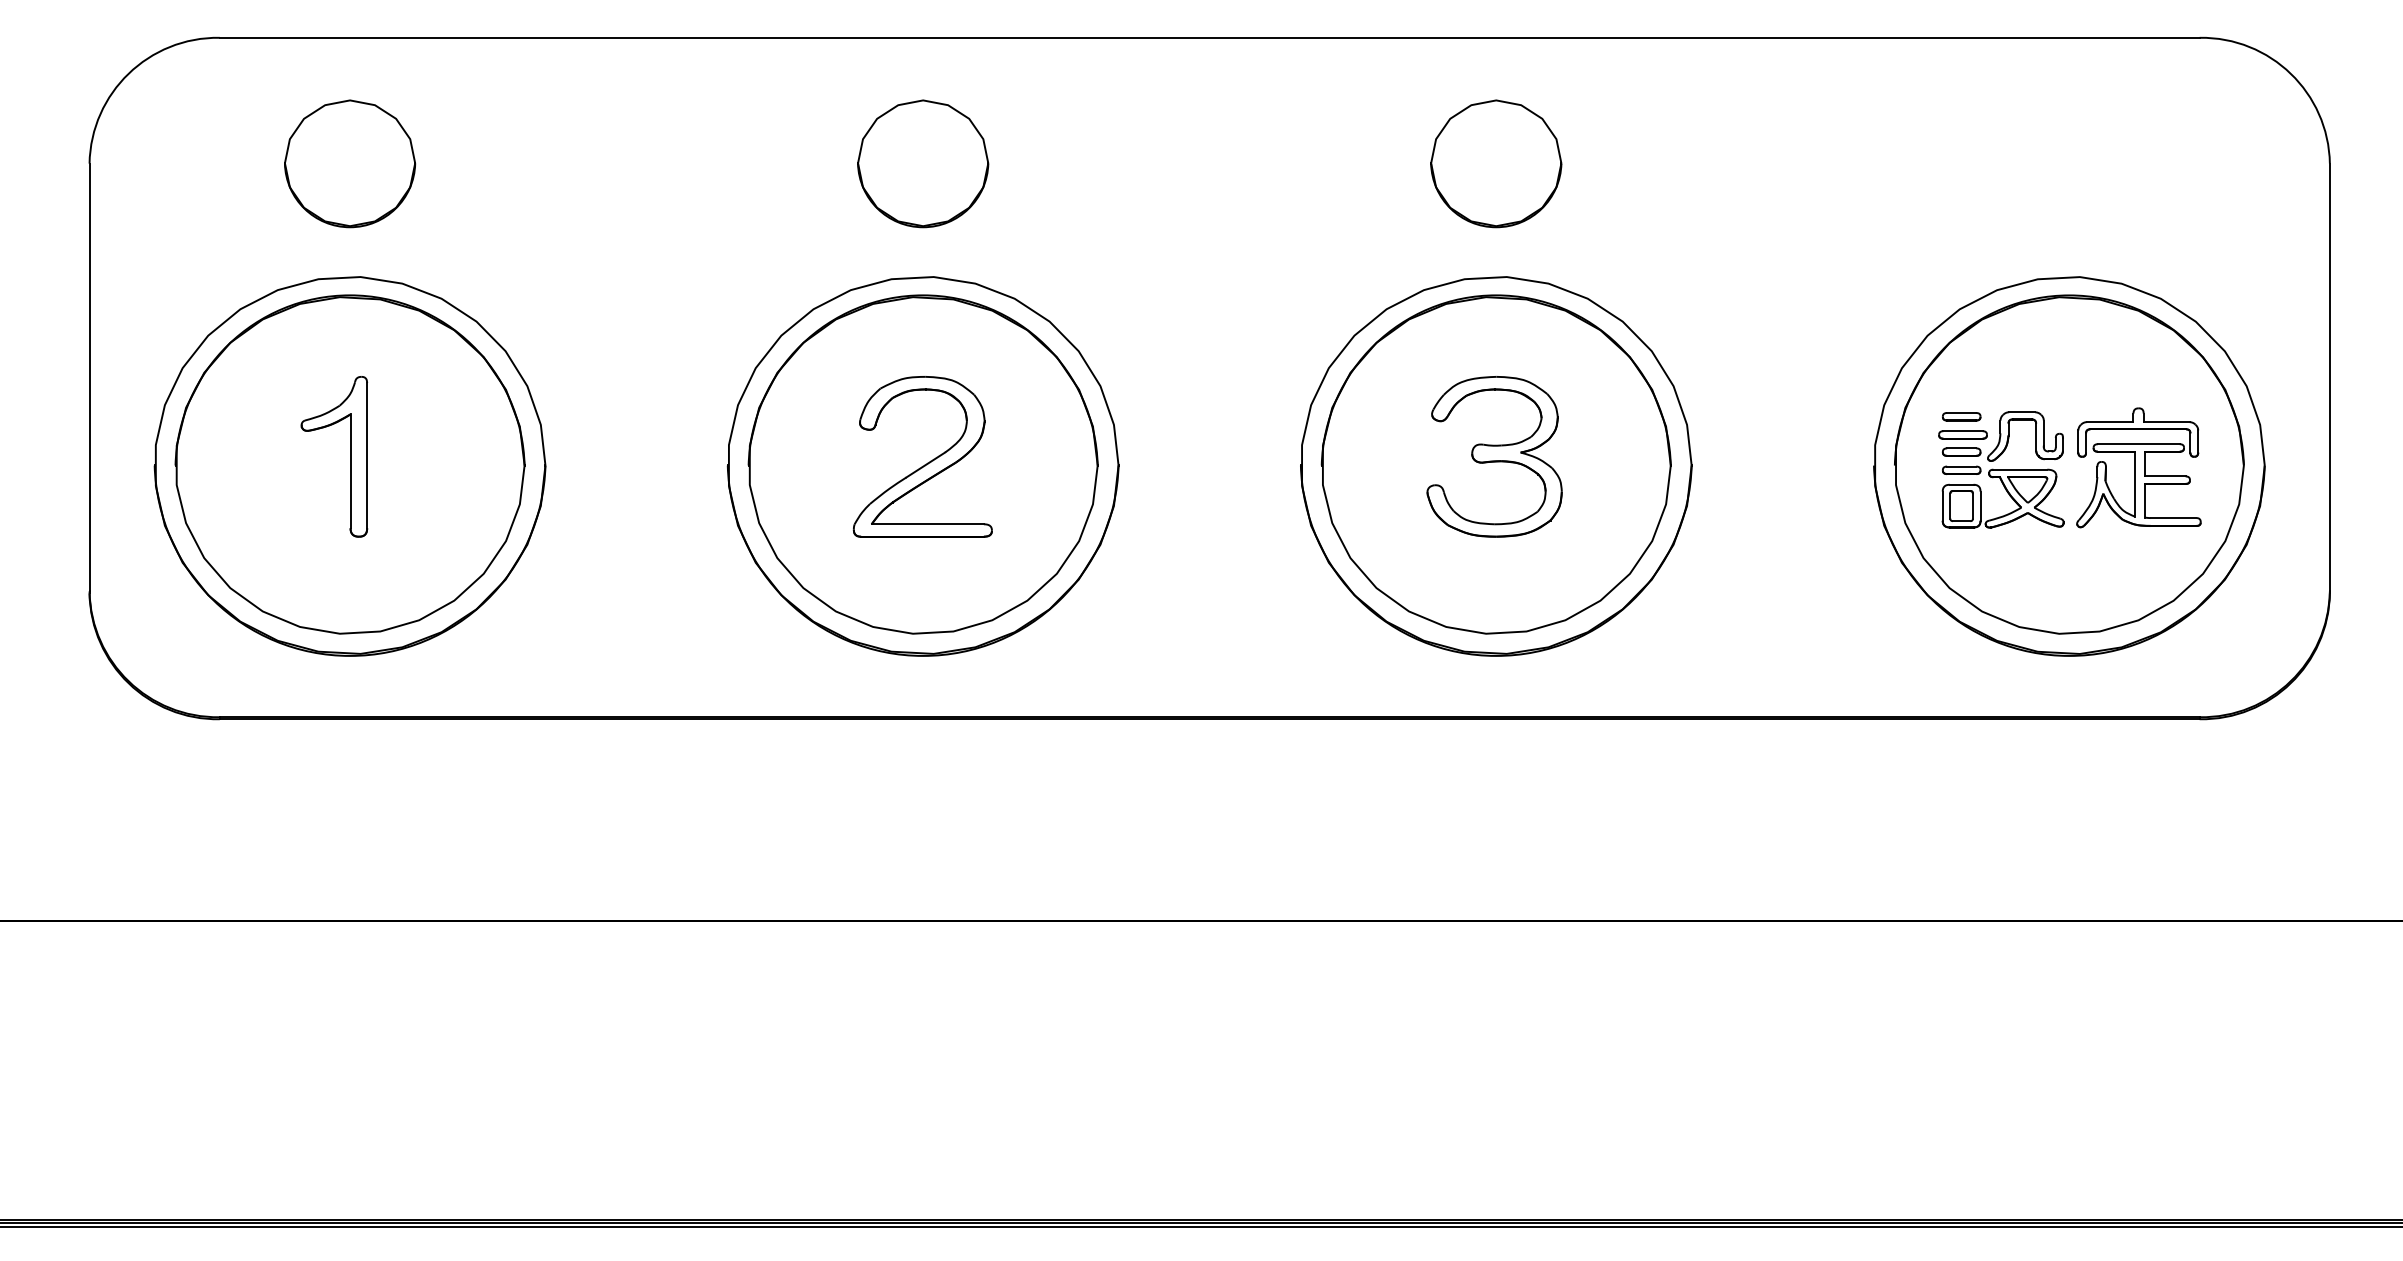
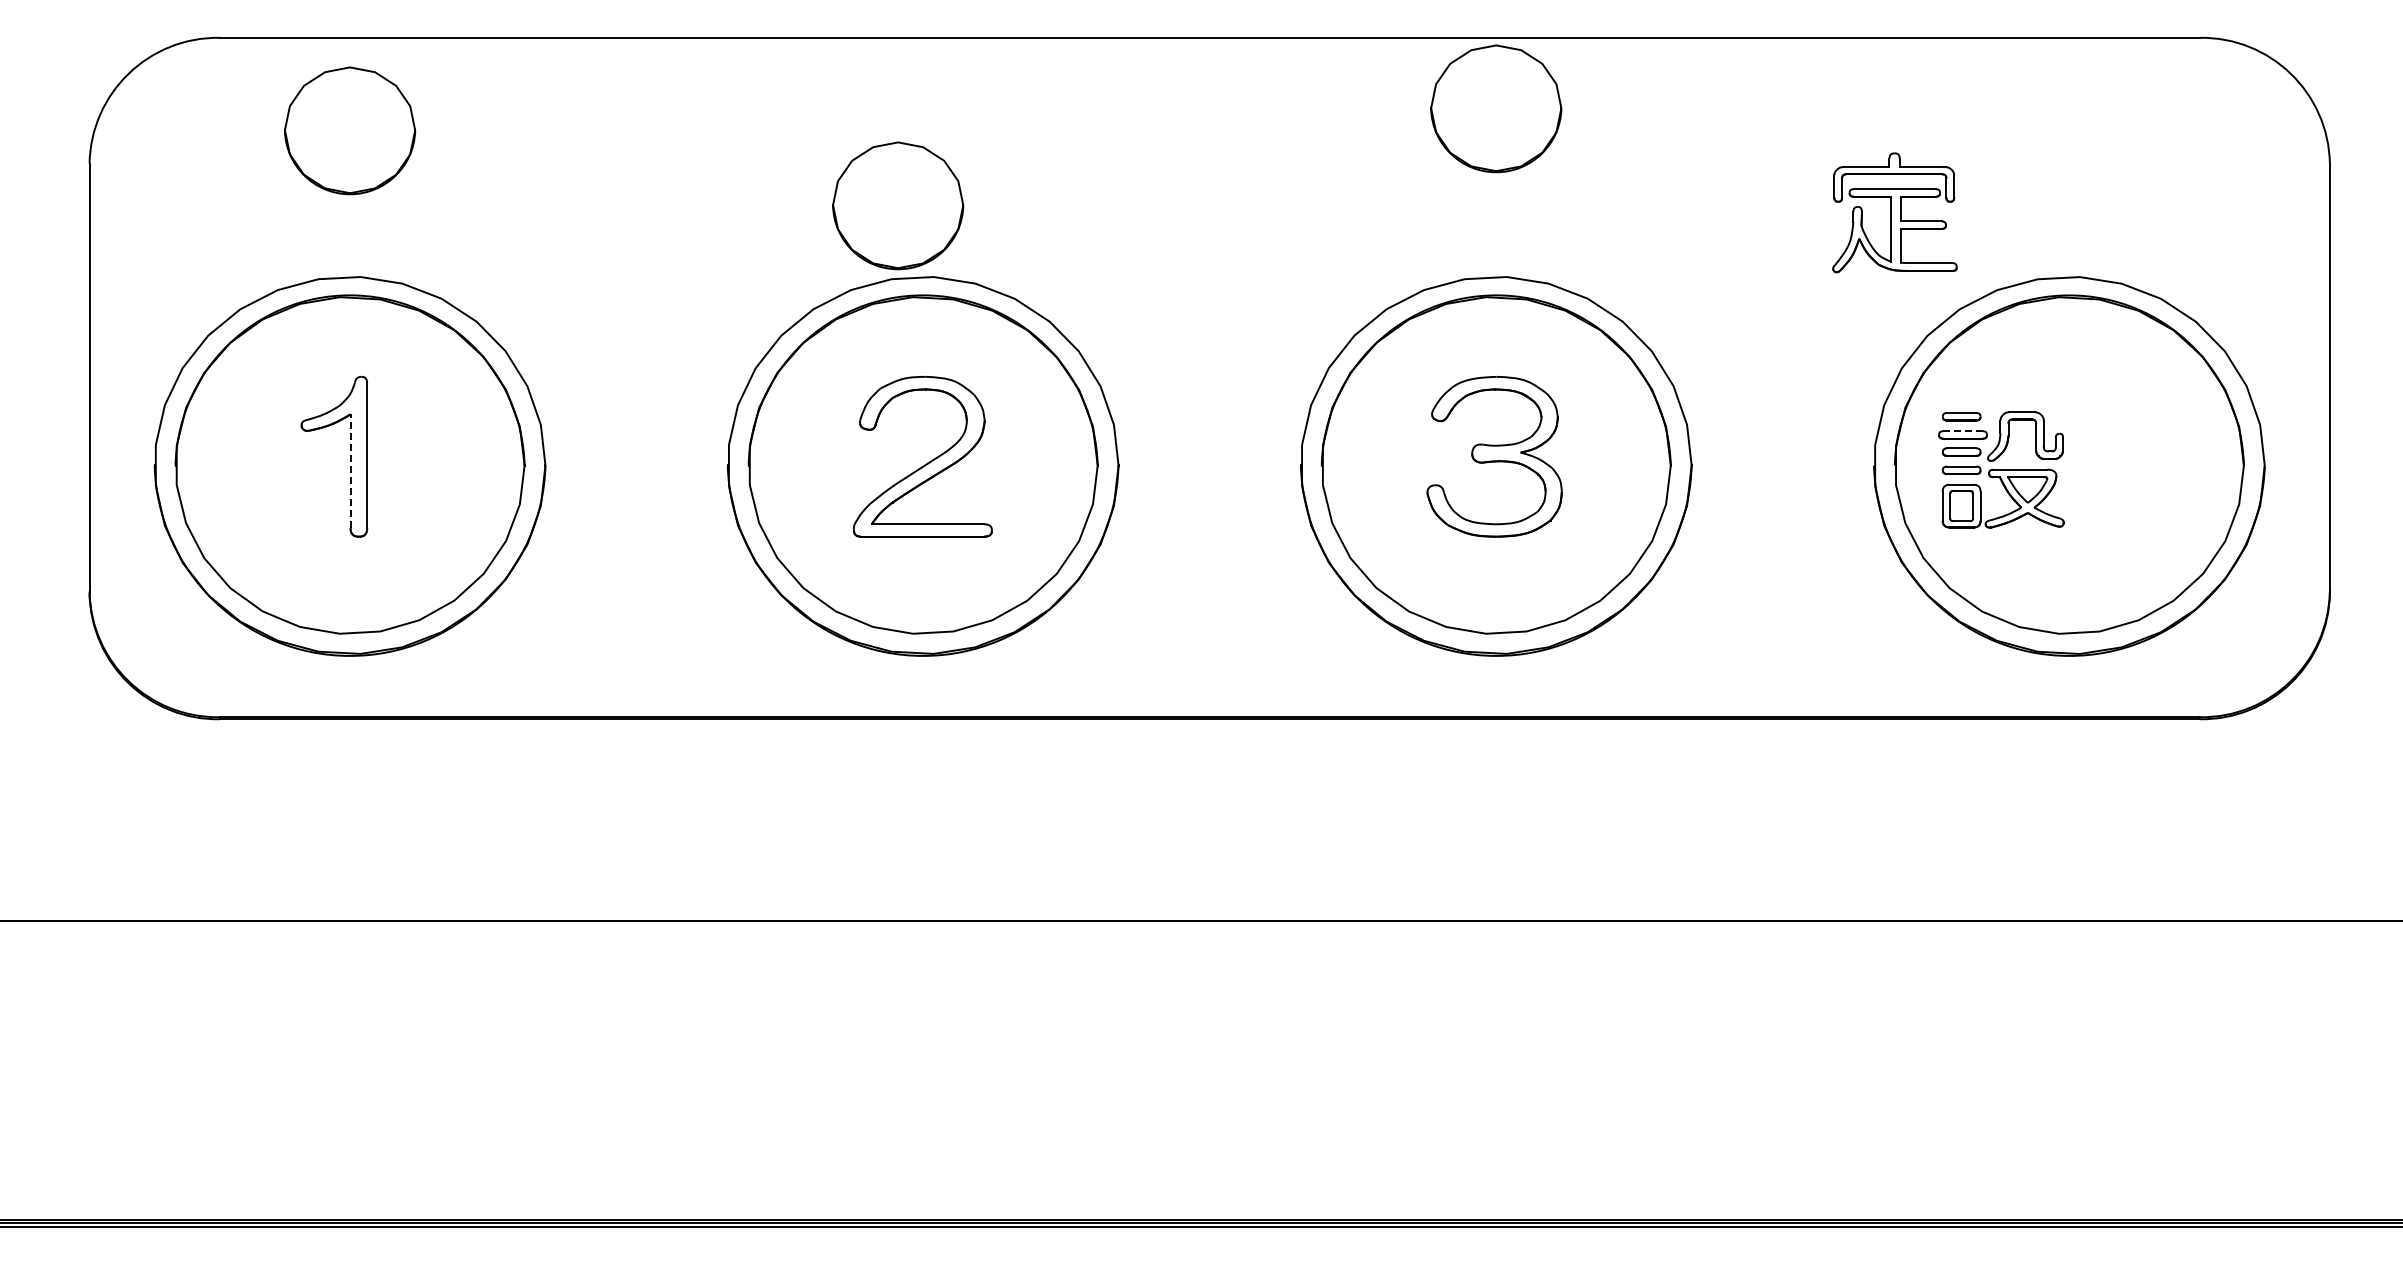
part position: (350, 163) -> (350, 130) (350, 130)
part position: (923, 163) -> (898, 205) (898, 205)
part position: (1496, 163) -> (1496, 108) (1496, 108)
line: solid -> dashed (1963, 431)
part position: (2138, 467) -> (1894, 212) (1894, 212)
line: solid -> dashed (350, 471)
